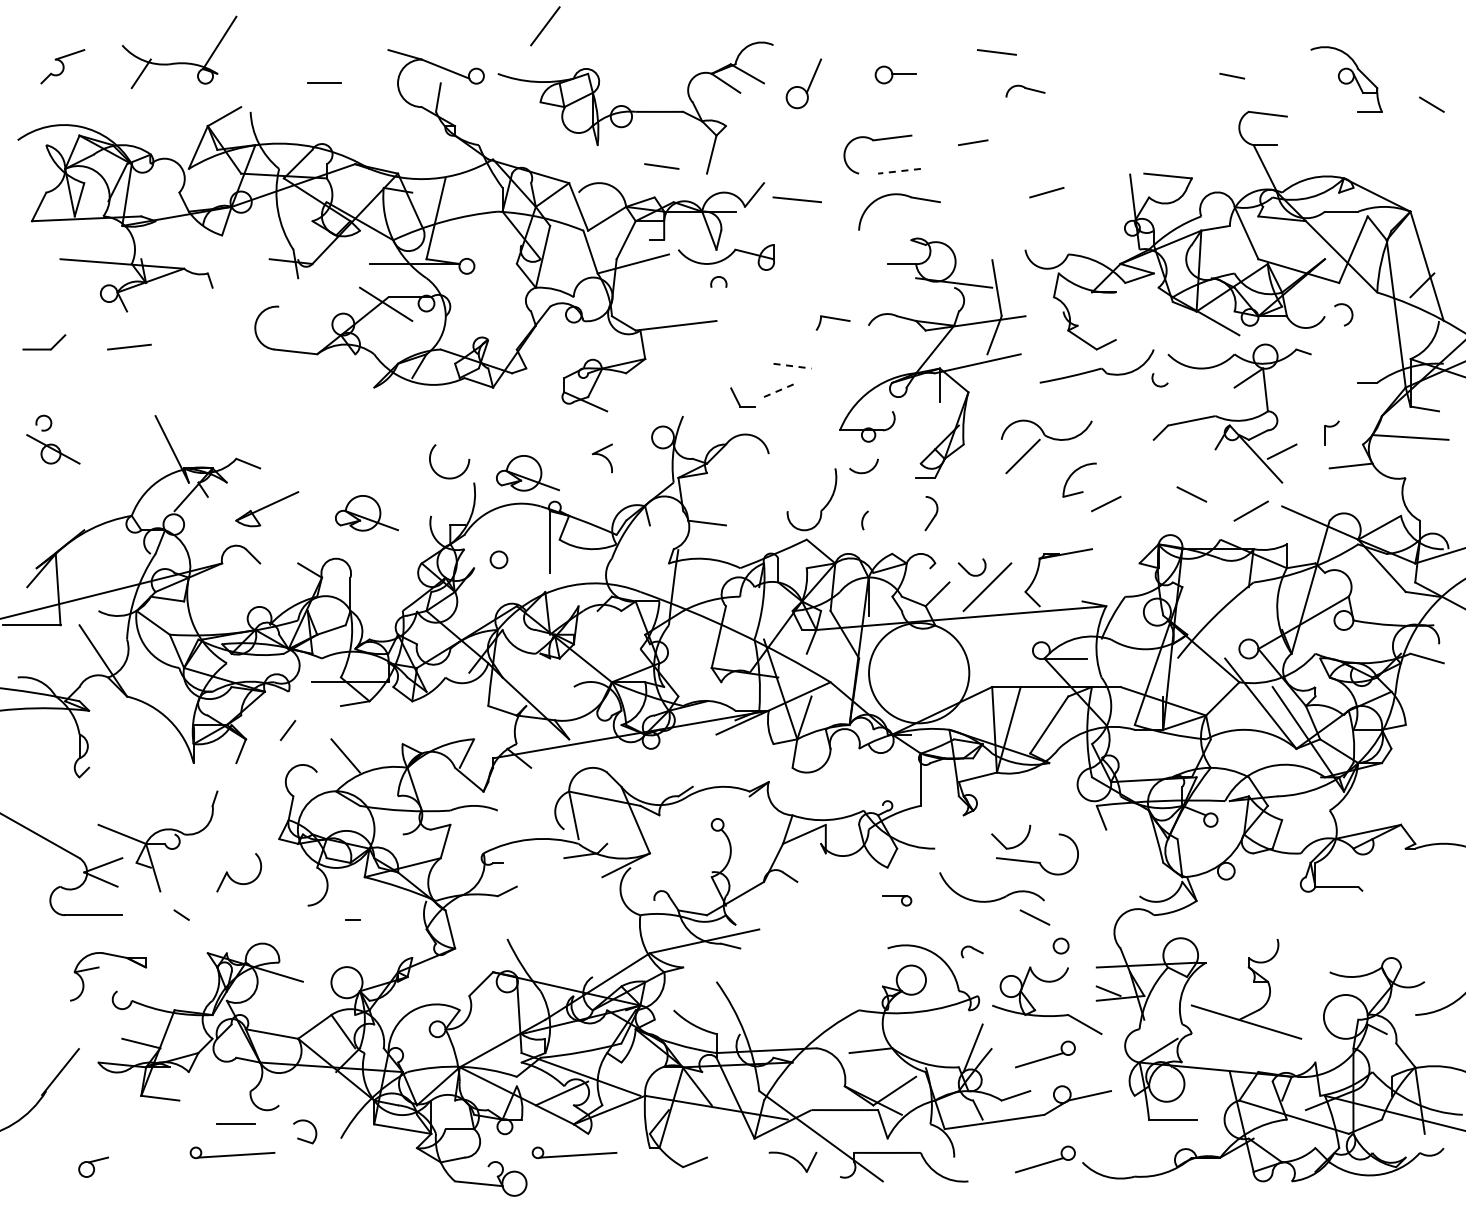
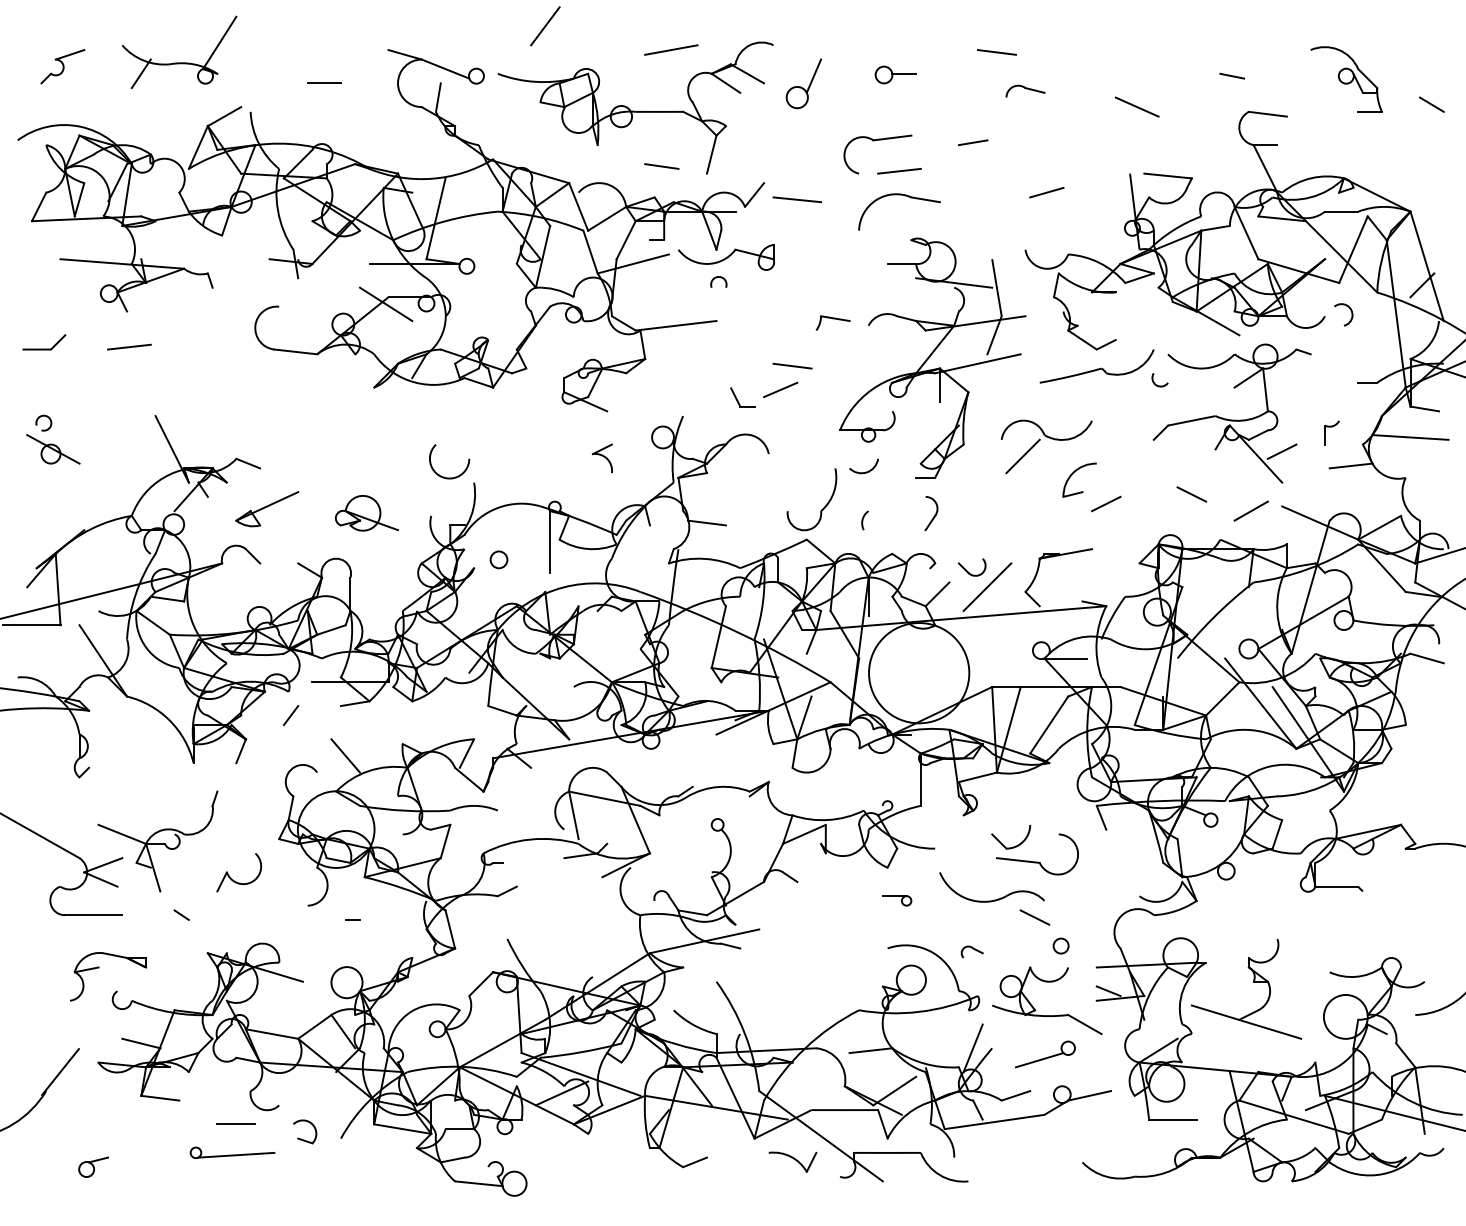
line: none -> present (671, 49)
line: none -> present (1136, 106)
line: dashed -> solid (899, 171)
line: dashed -> solid (793, 366)
line: dashed -> solid (781, 389)
part: present -> none (527, 473)
line position: (287, 730) -> (290, 715) (290, 715)
part: present -> none (574, 1152)
part: present -> none (1045, 1159)
